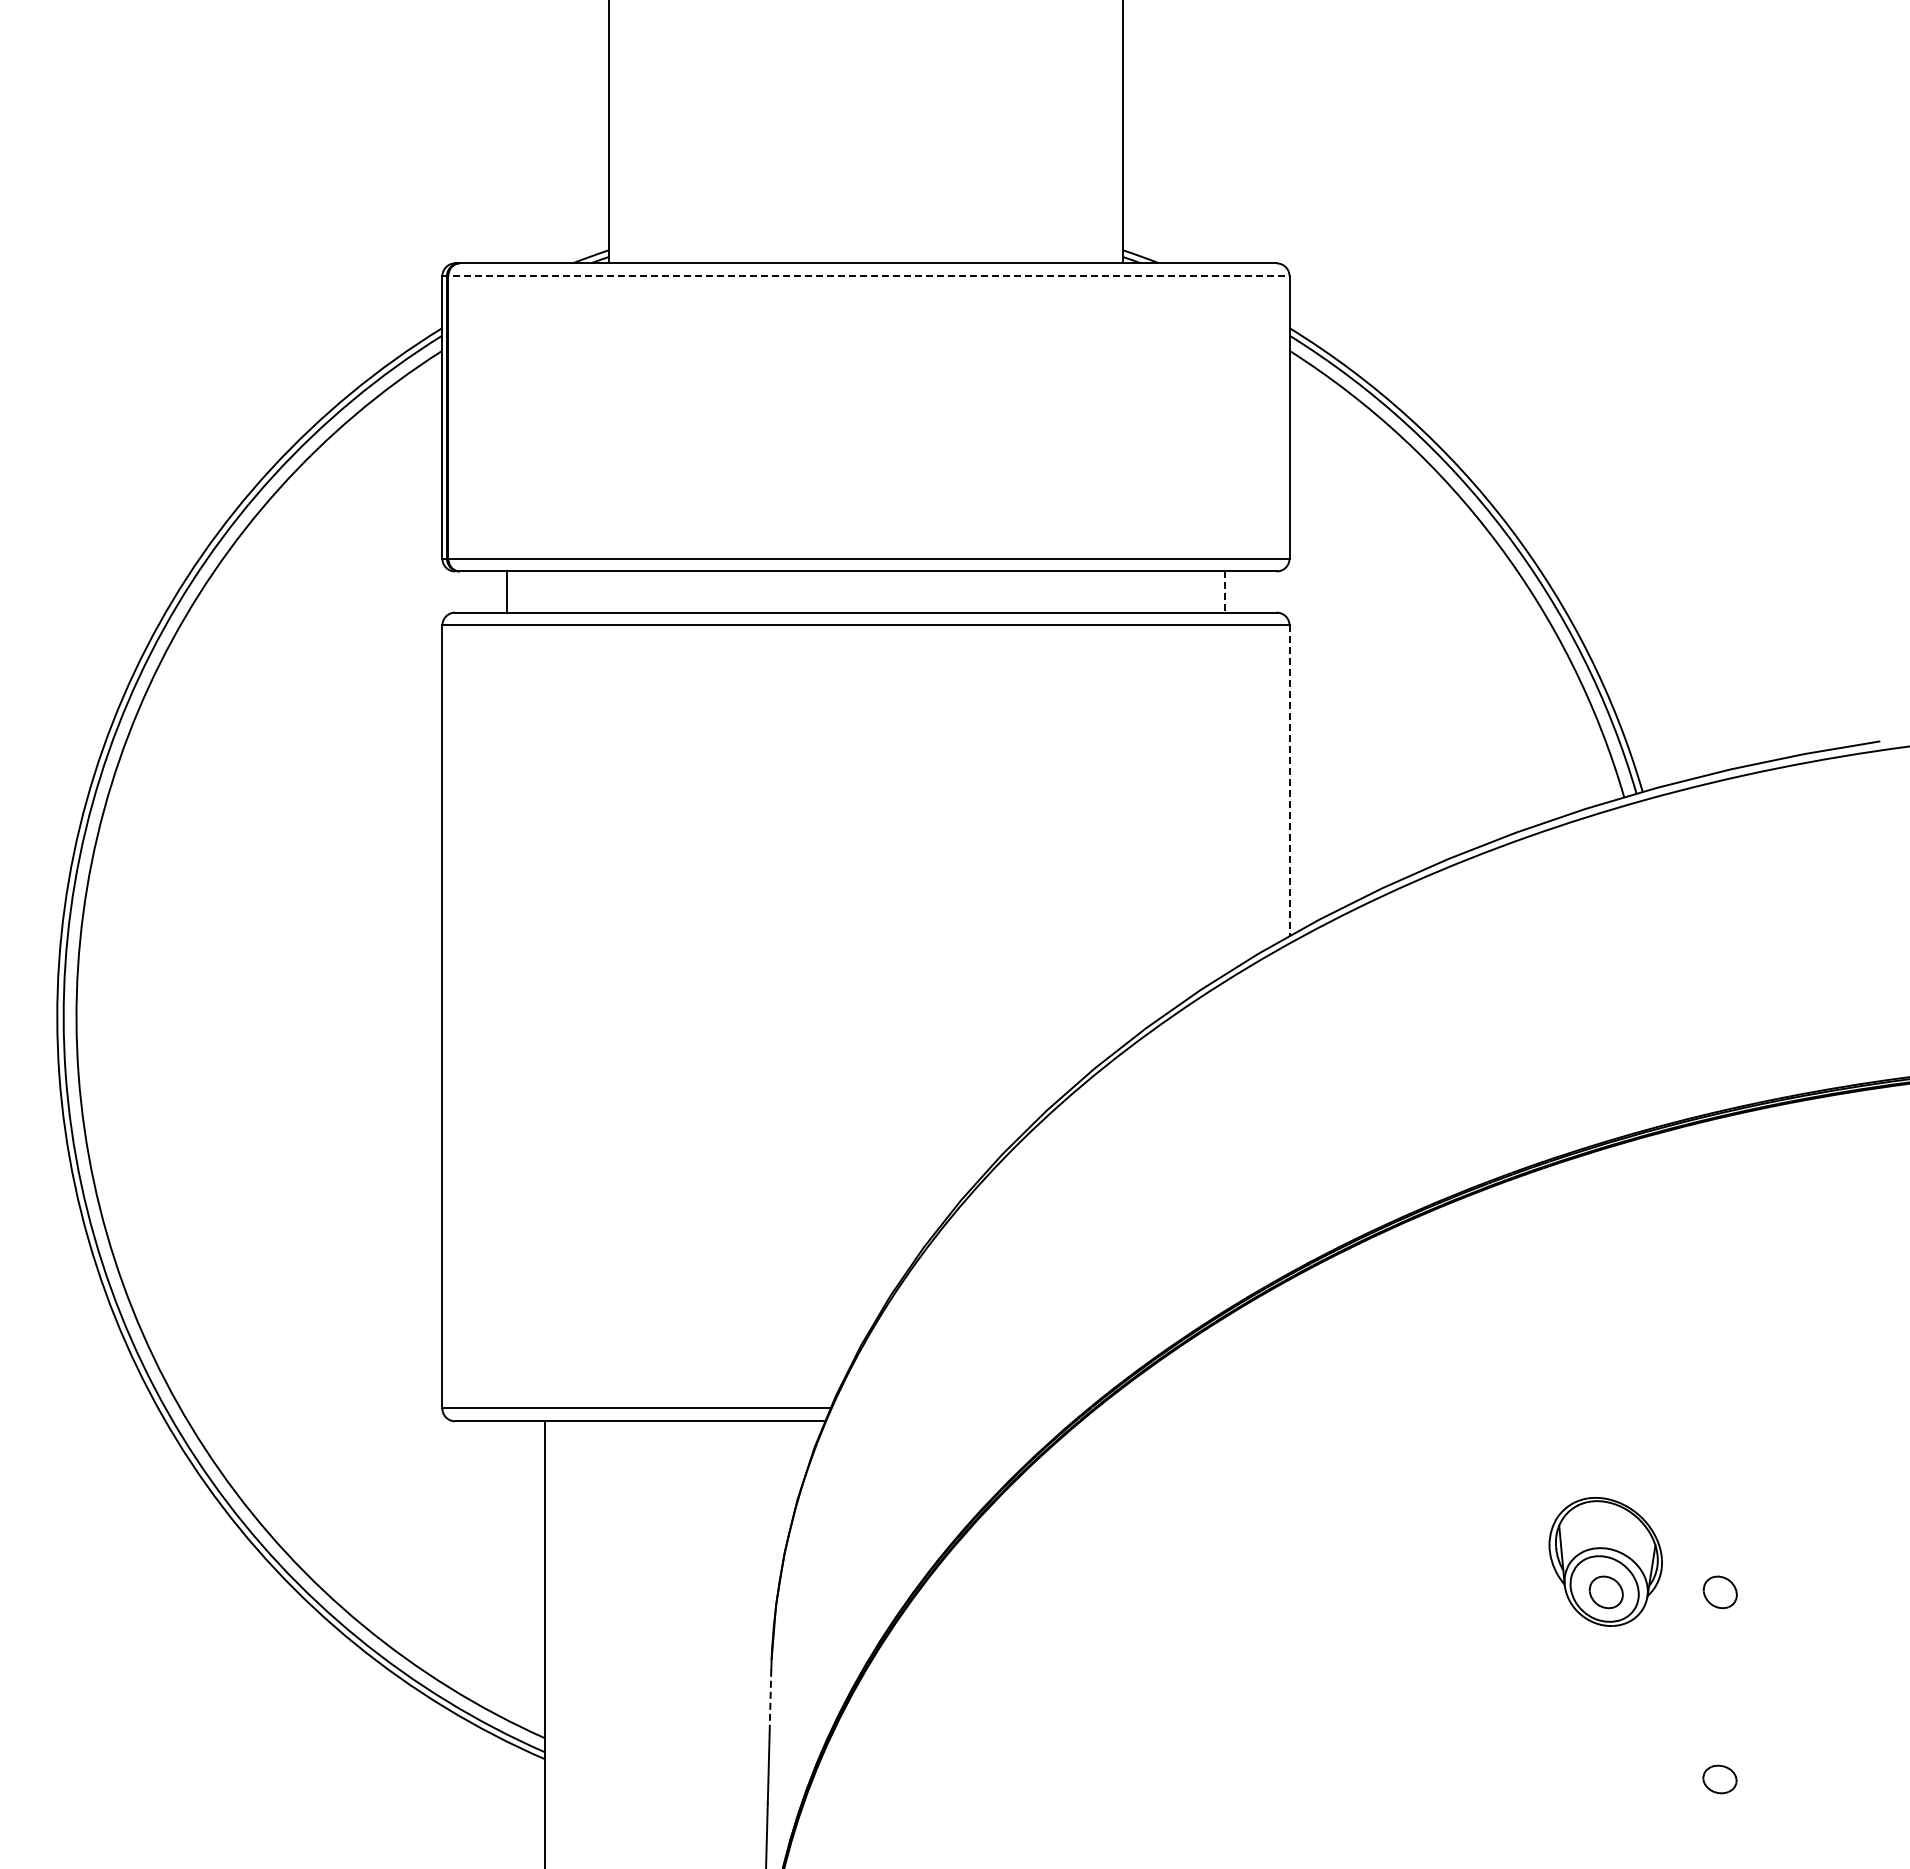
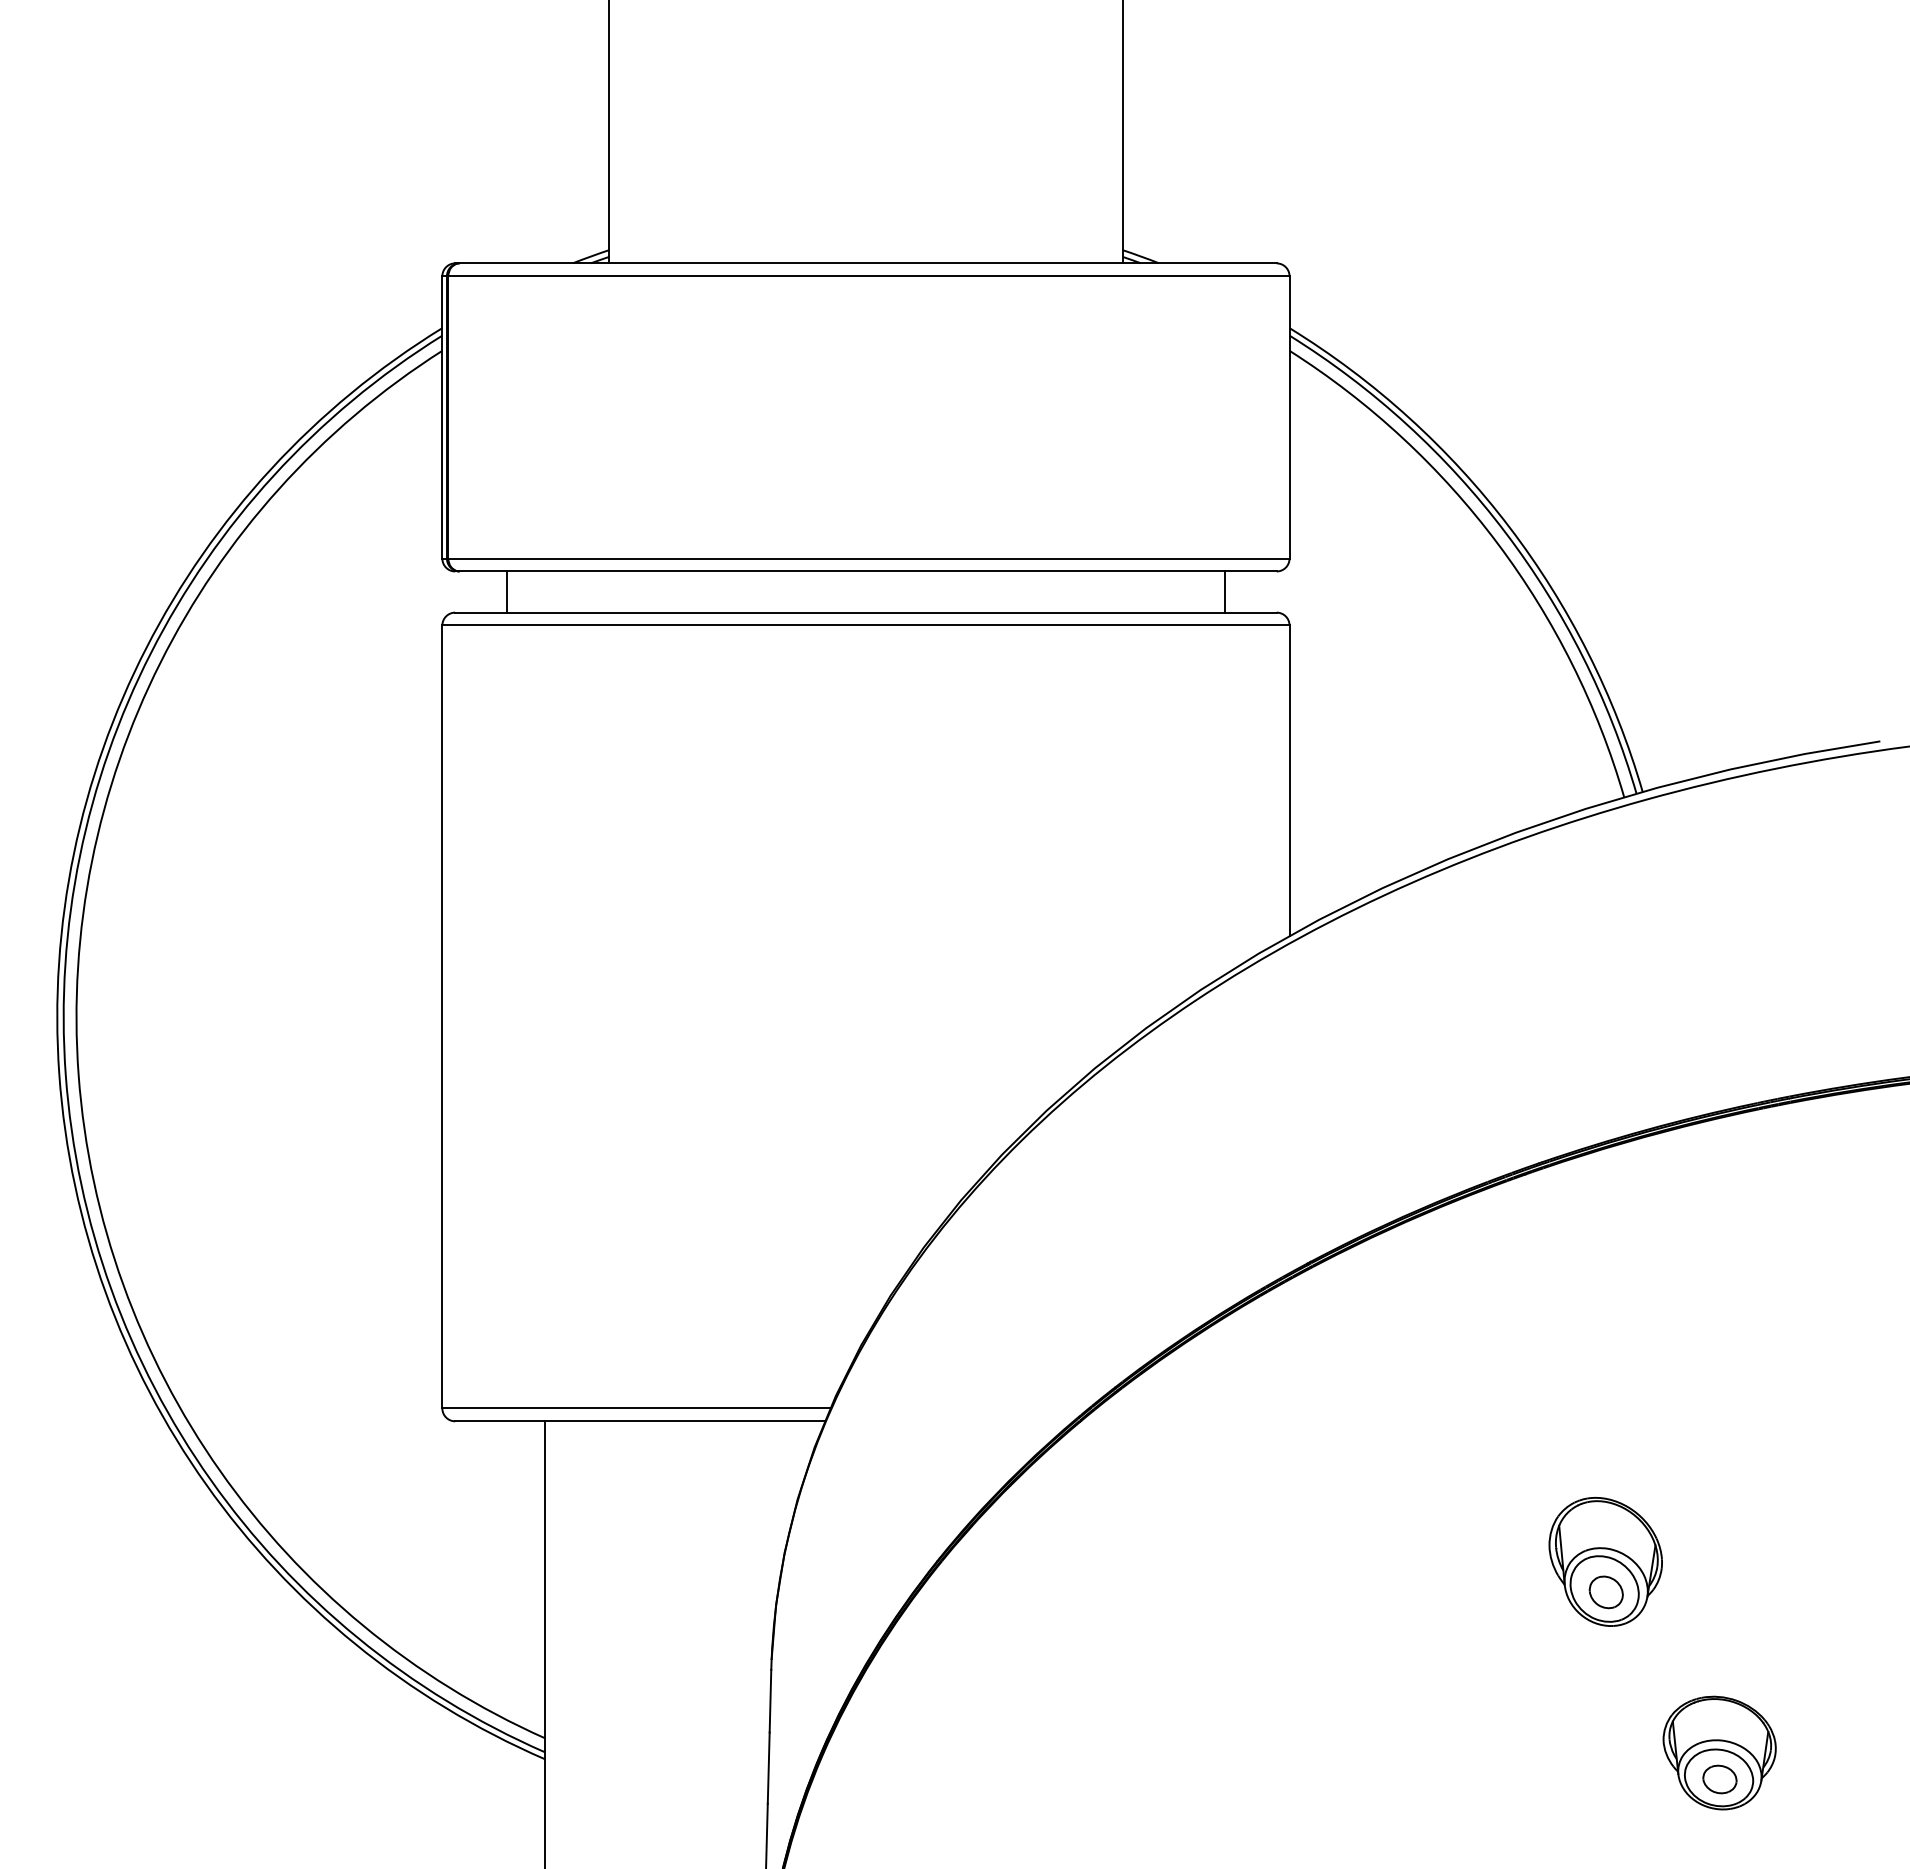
line: dashed -> solid (865, 276)
line: dashed -> solid (1225, 592)
line: dashed -> solid (1289, 781)
part: present -> none (1719, 1592)
line: dashed -> solid (770, 1701)
part: none -> present (1719, 1752)
